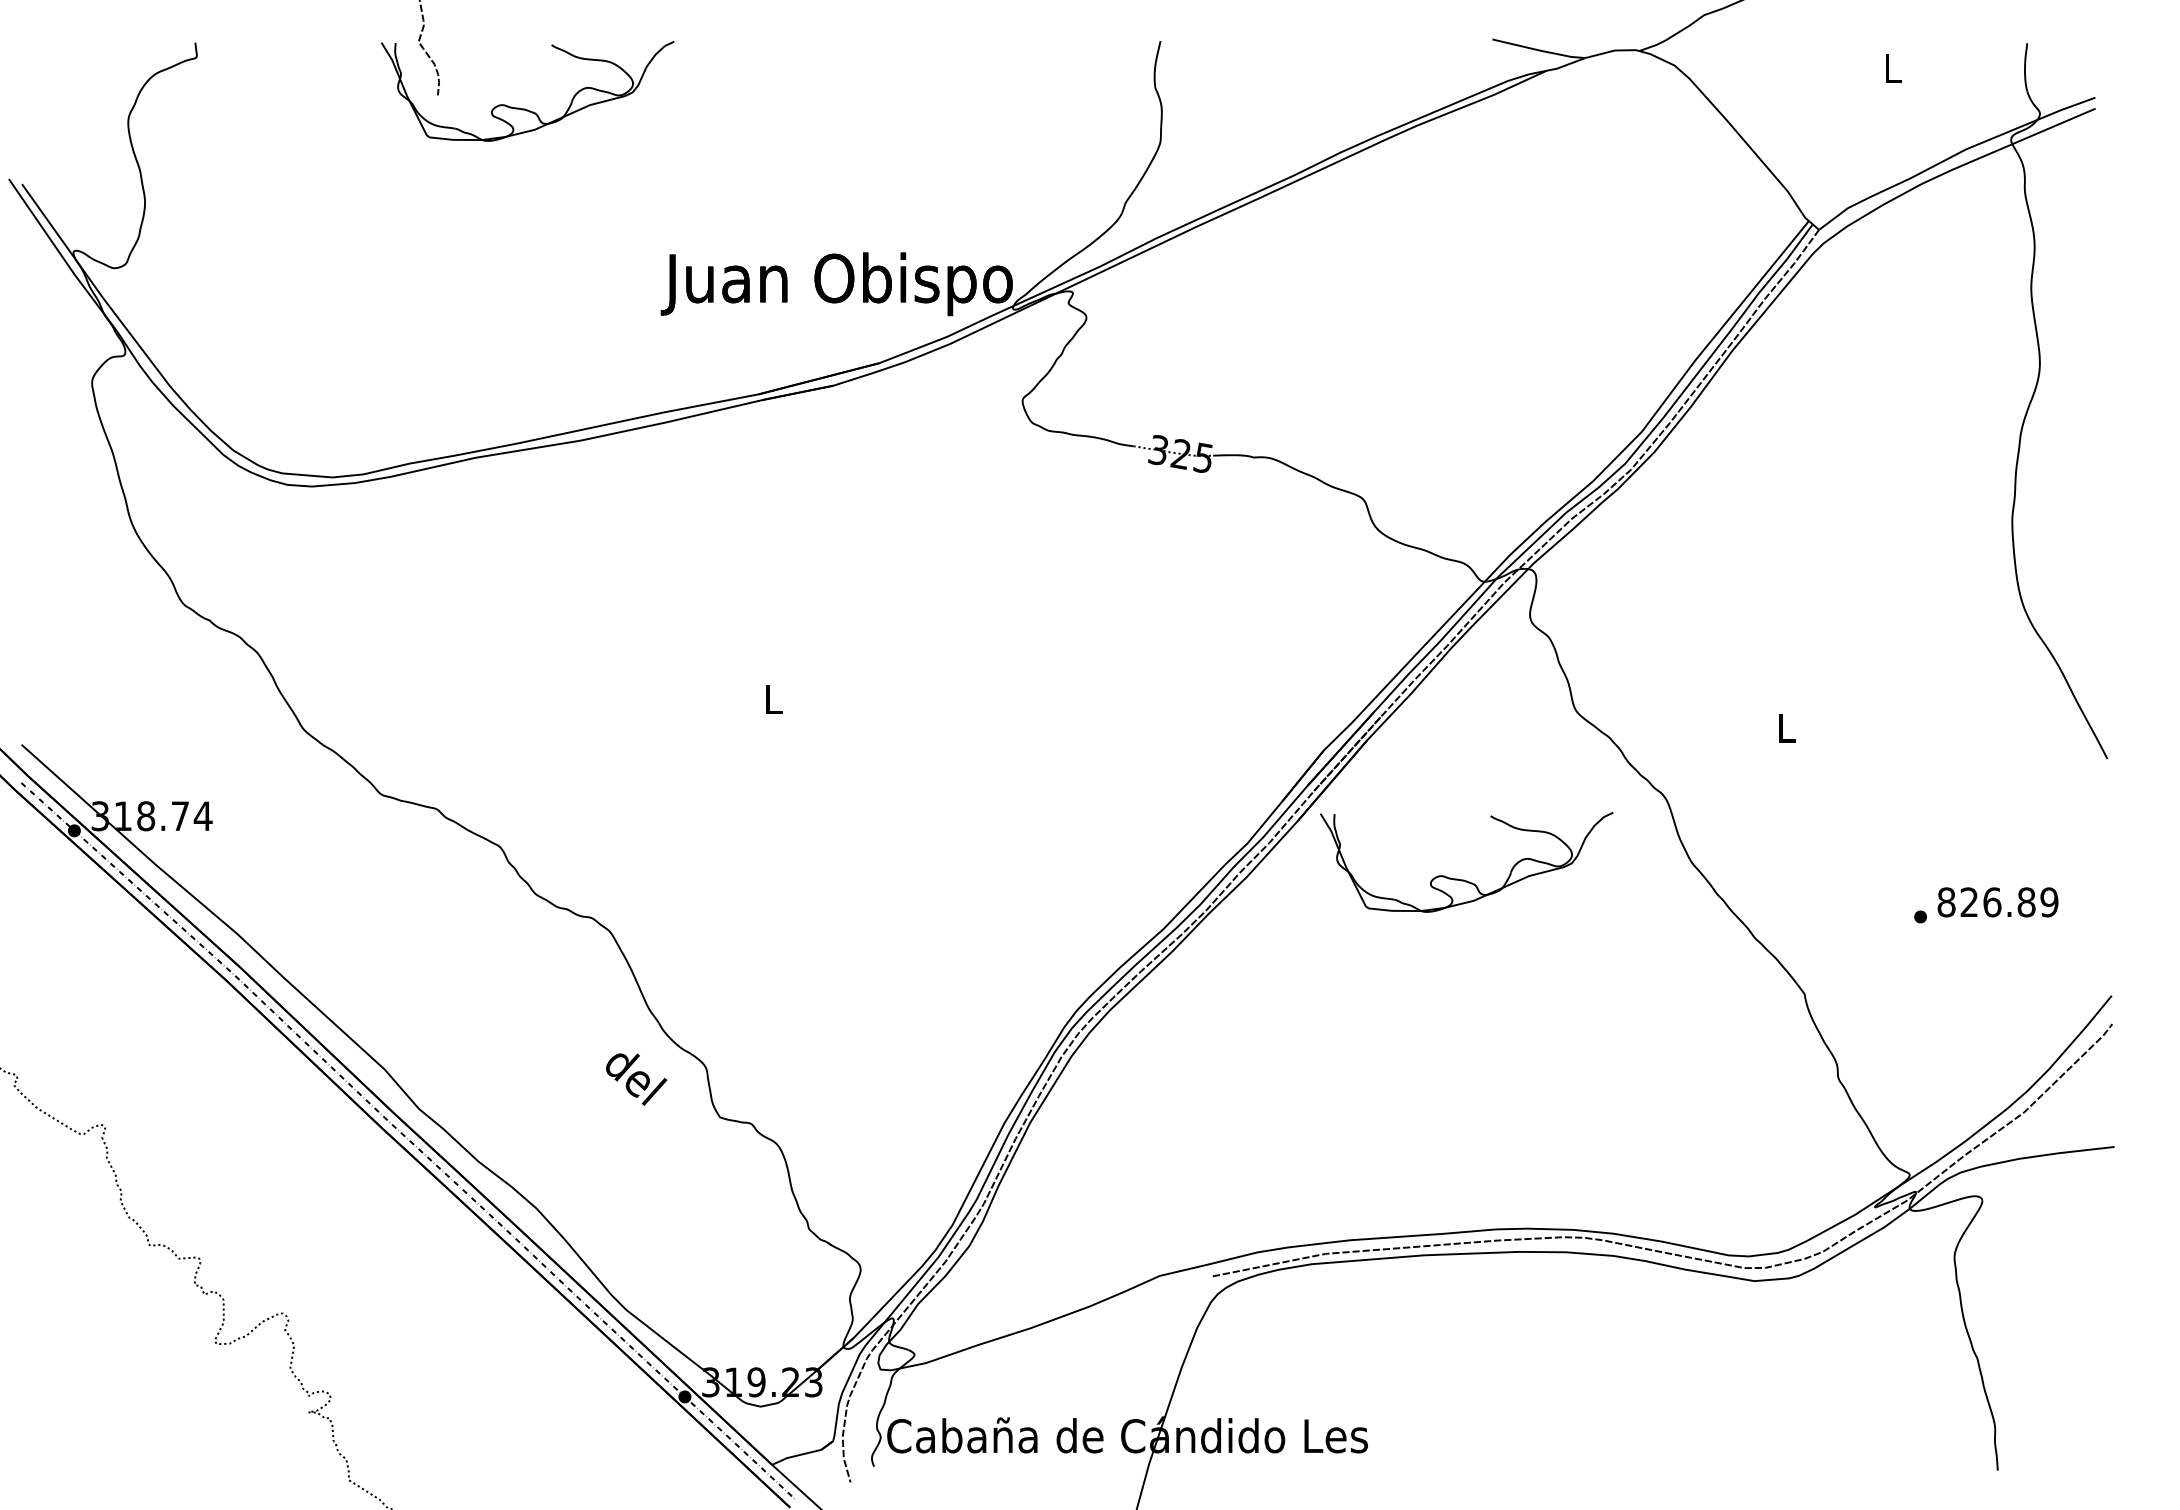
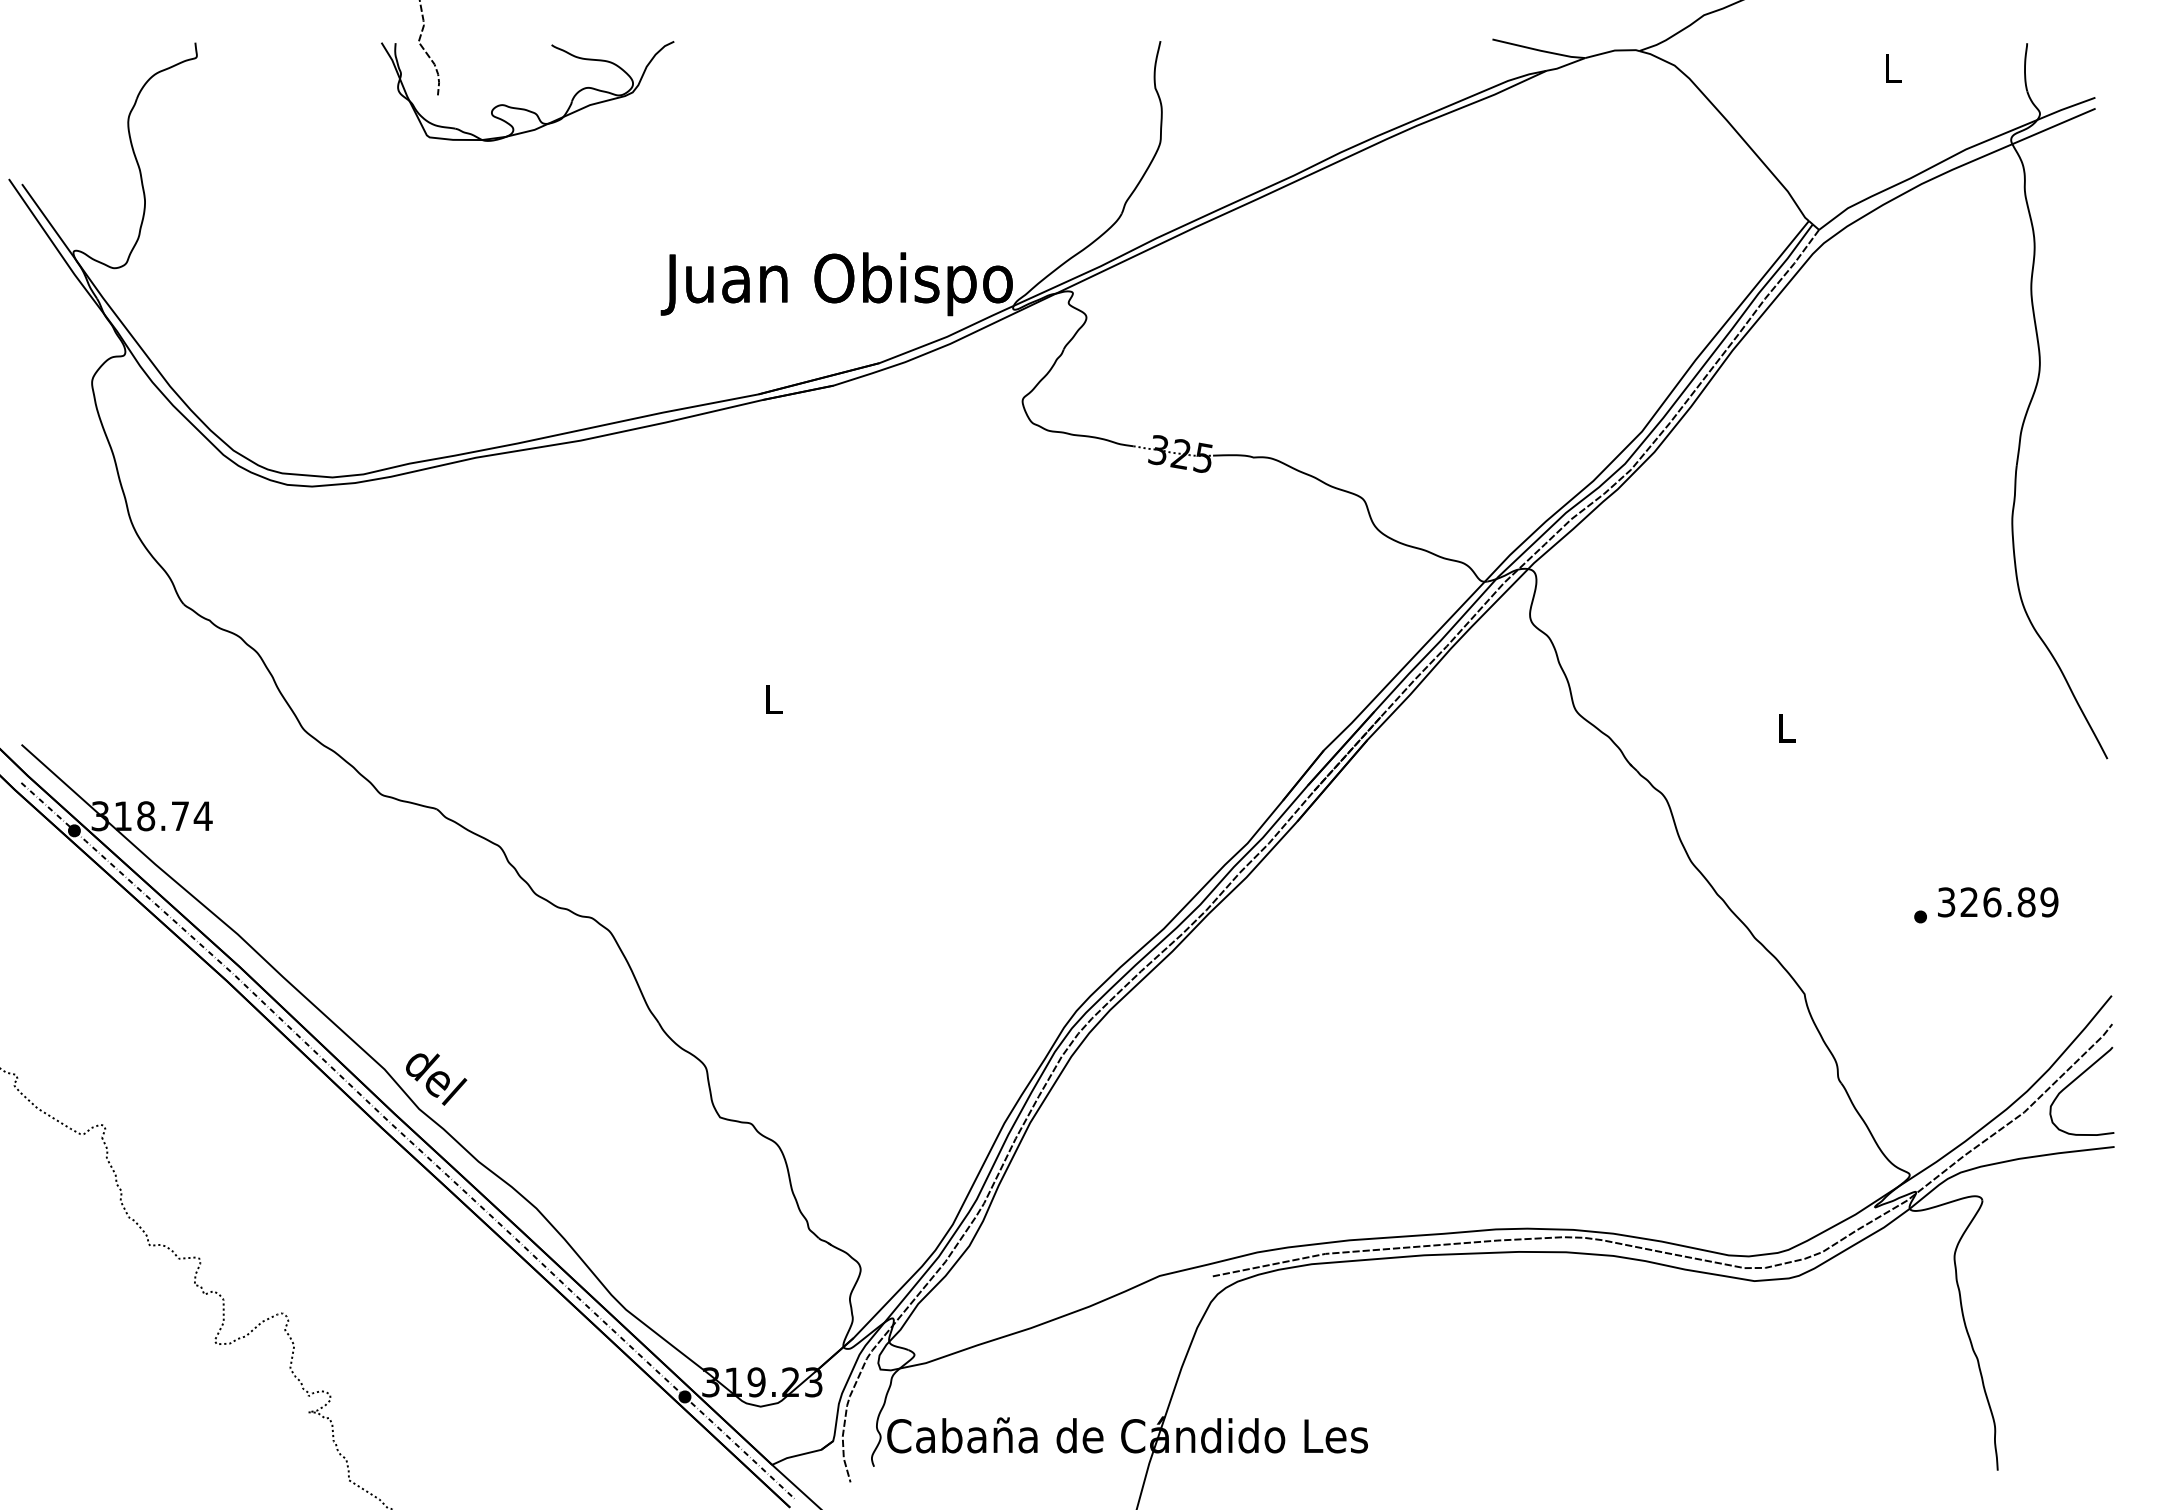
part: present -> none (1463, 879)
text: 826.89 -> 326.89 (1946, 902)
text position: (636, 1079) -> (436, 1079) (436, 1079)
curve: none -> present (2073, 1082)
